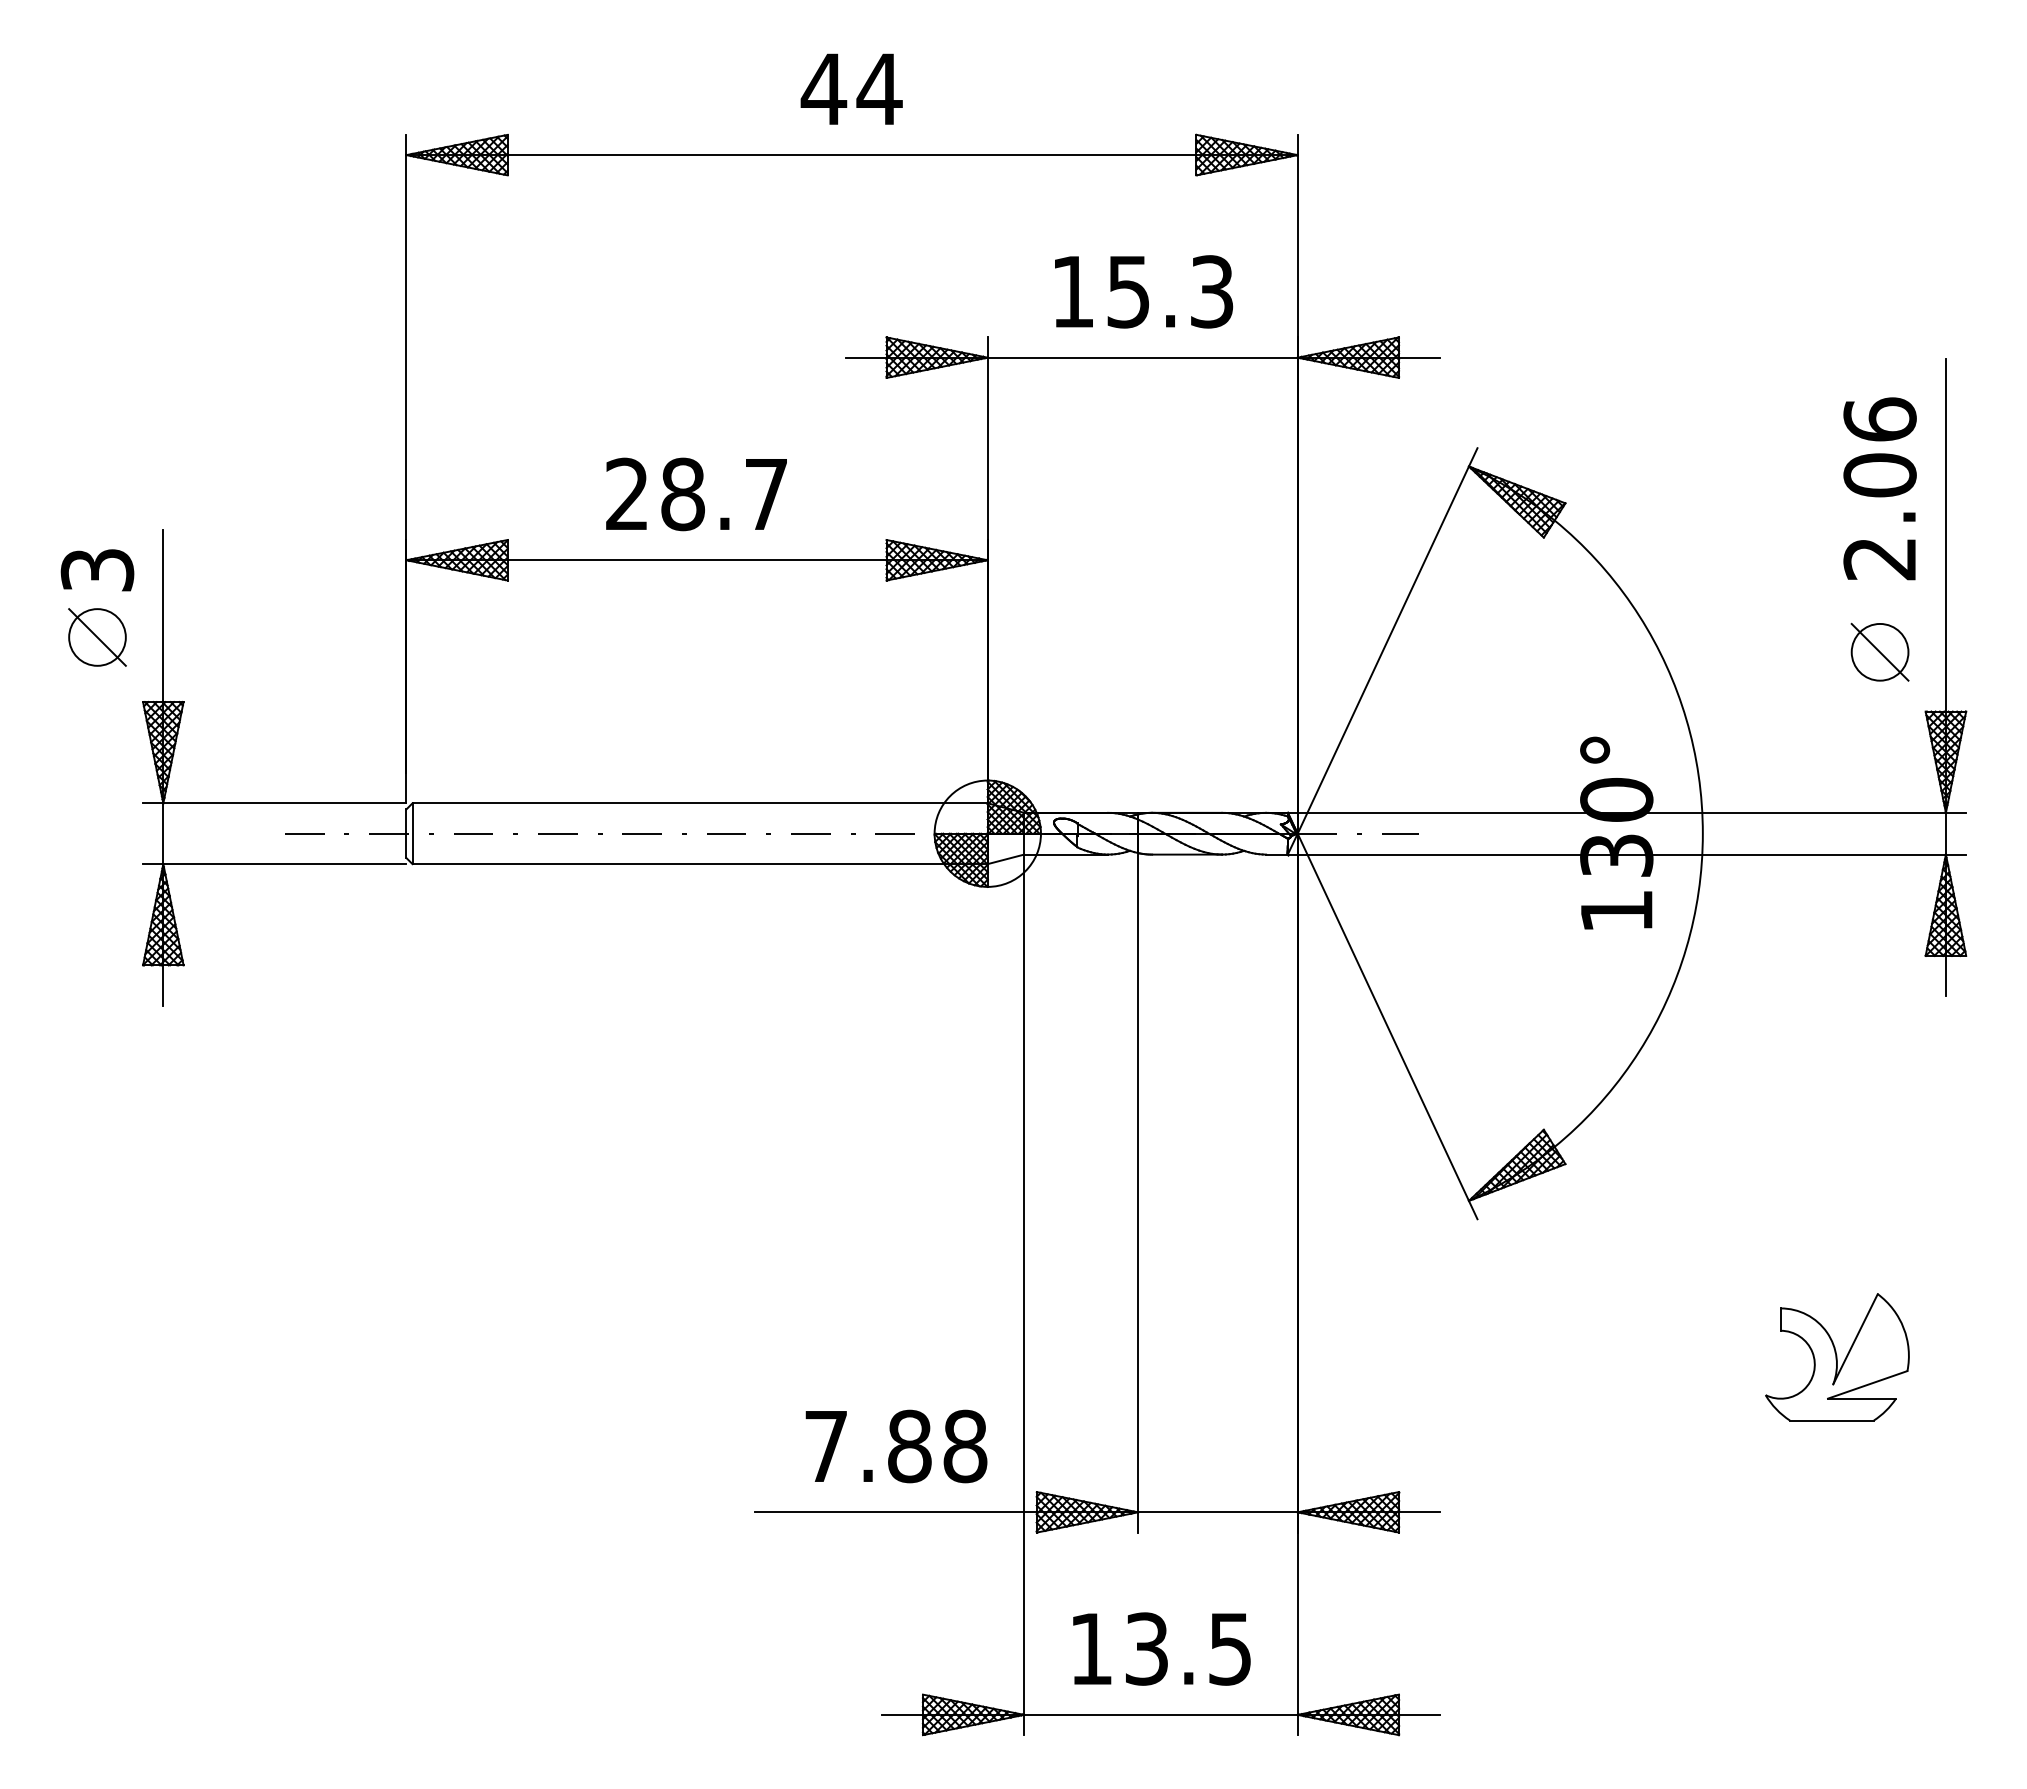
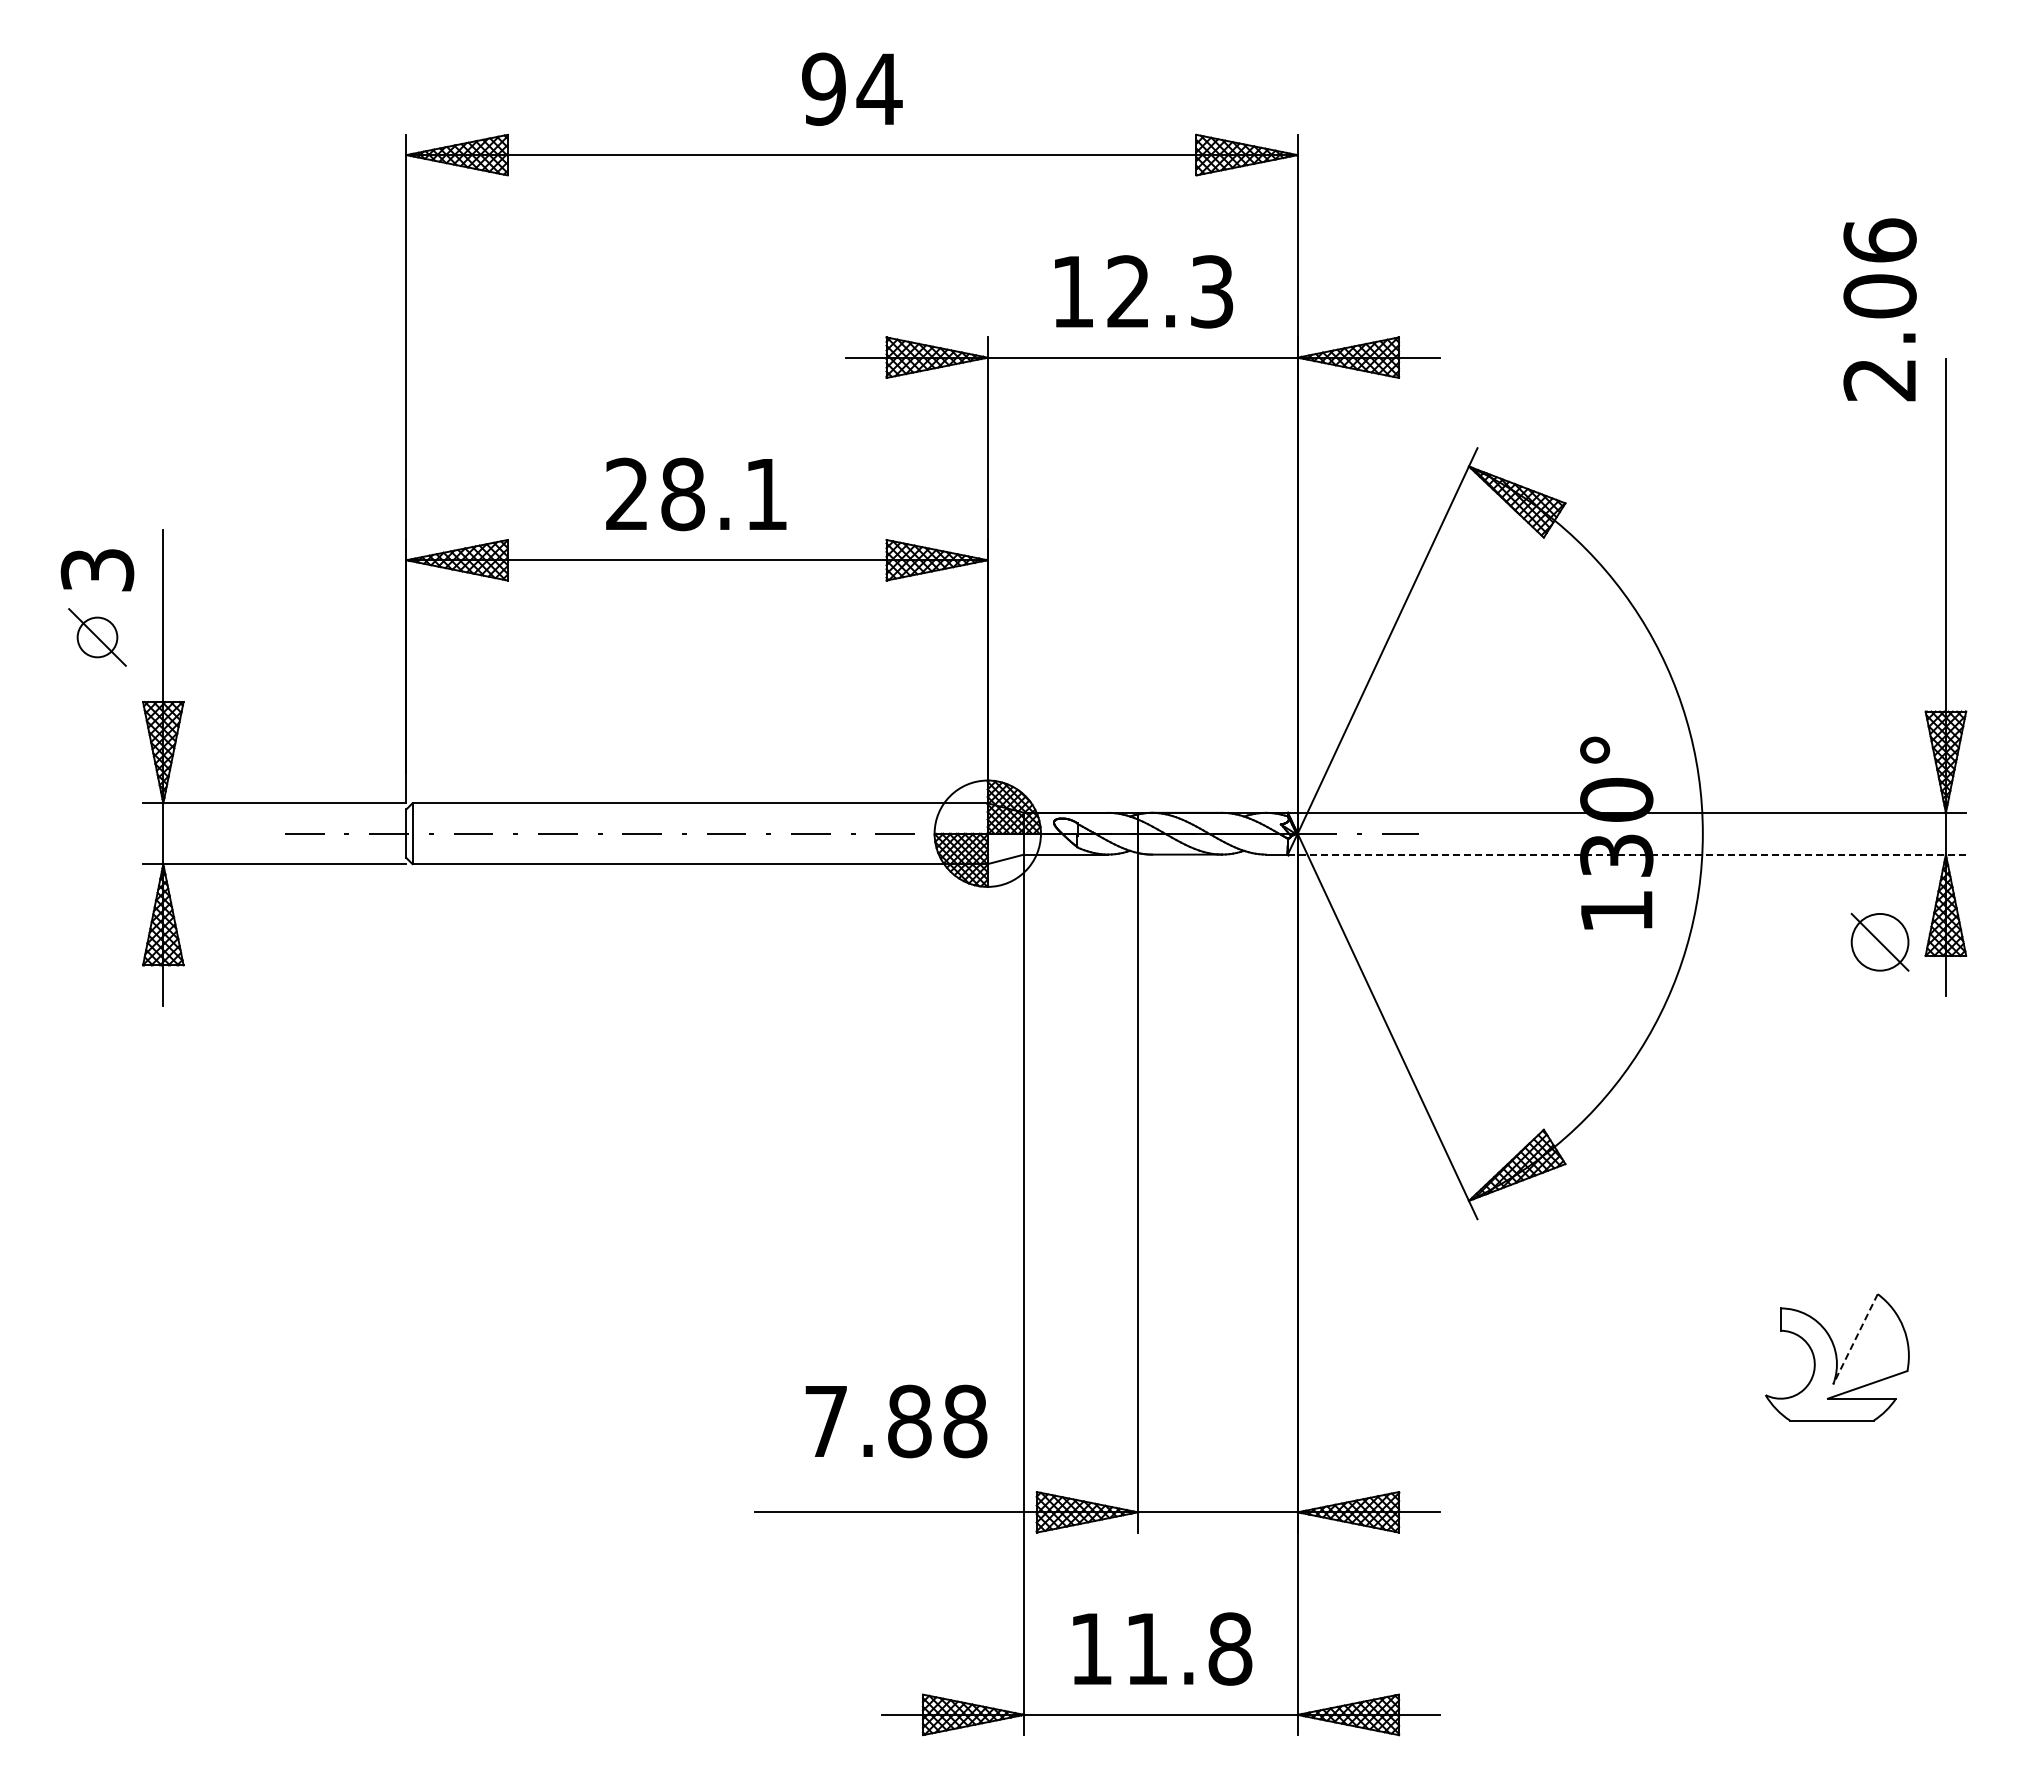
text: 44 -> 94 (823, 89)
text: 15.3 -> 12.3 (1127, 291)
text position: (1879, 488) -> (1879, 309) (1879, 309)
text: 28.7 -> 28.1 (766, 494)
circle diameter: 57 px -> 40 px (97, 637)
part position: (1879, 651) -> (1879, 941) (1879, 941)
line: solid -> dashed (1627, 854)
line: solid -> dashed (1855, 1339)
text position: (896, 1446) -> (896, 1421) (896, 1421)
text: 13.5 -> 11.8 (1189, 1648)
